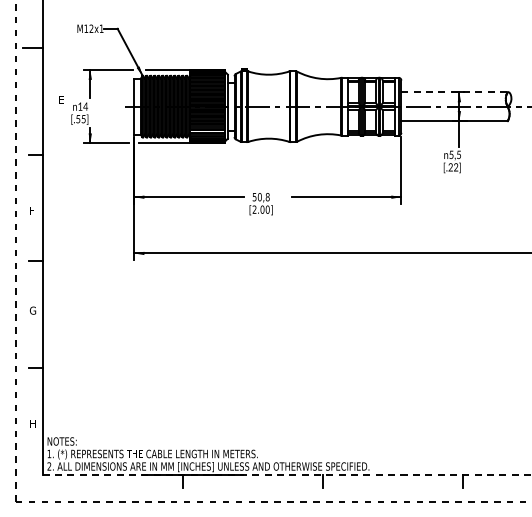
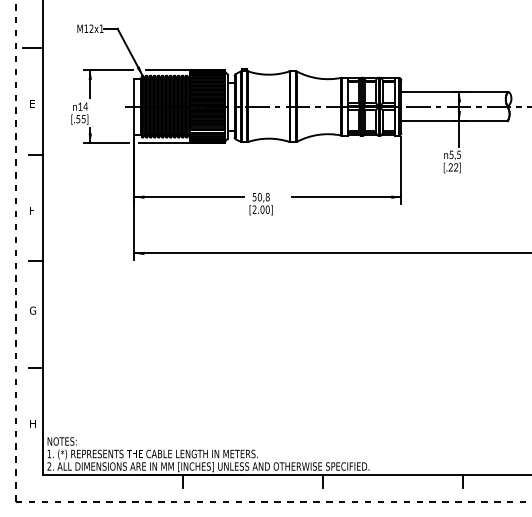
line: dashed -> solid (455, 92)
text position: (61, 99) -> (32, 103) (32, 103)
line: dashed -> solid (287, 474)
